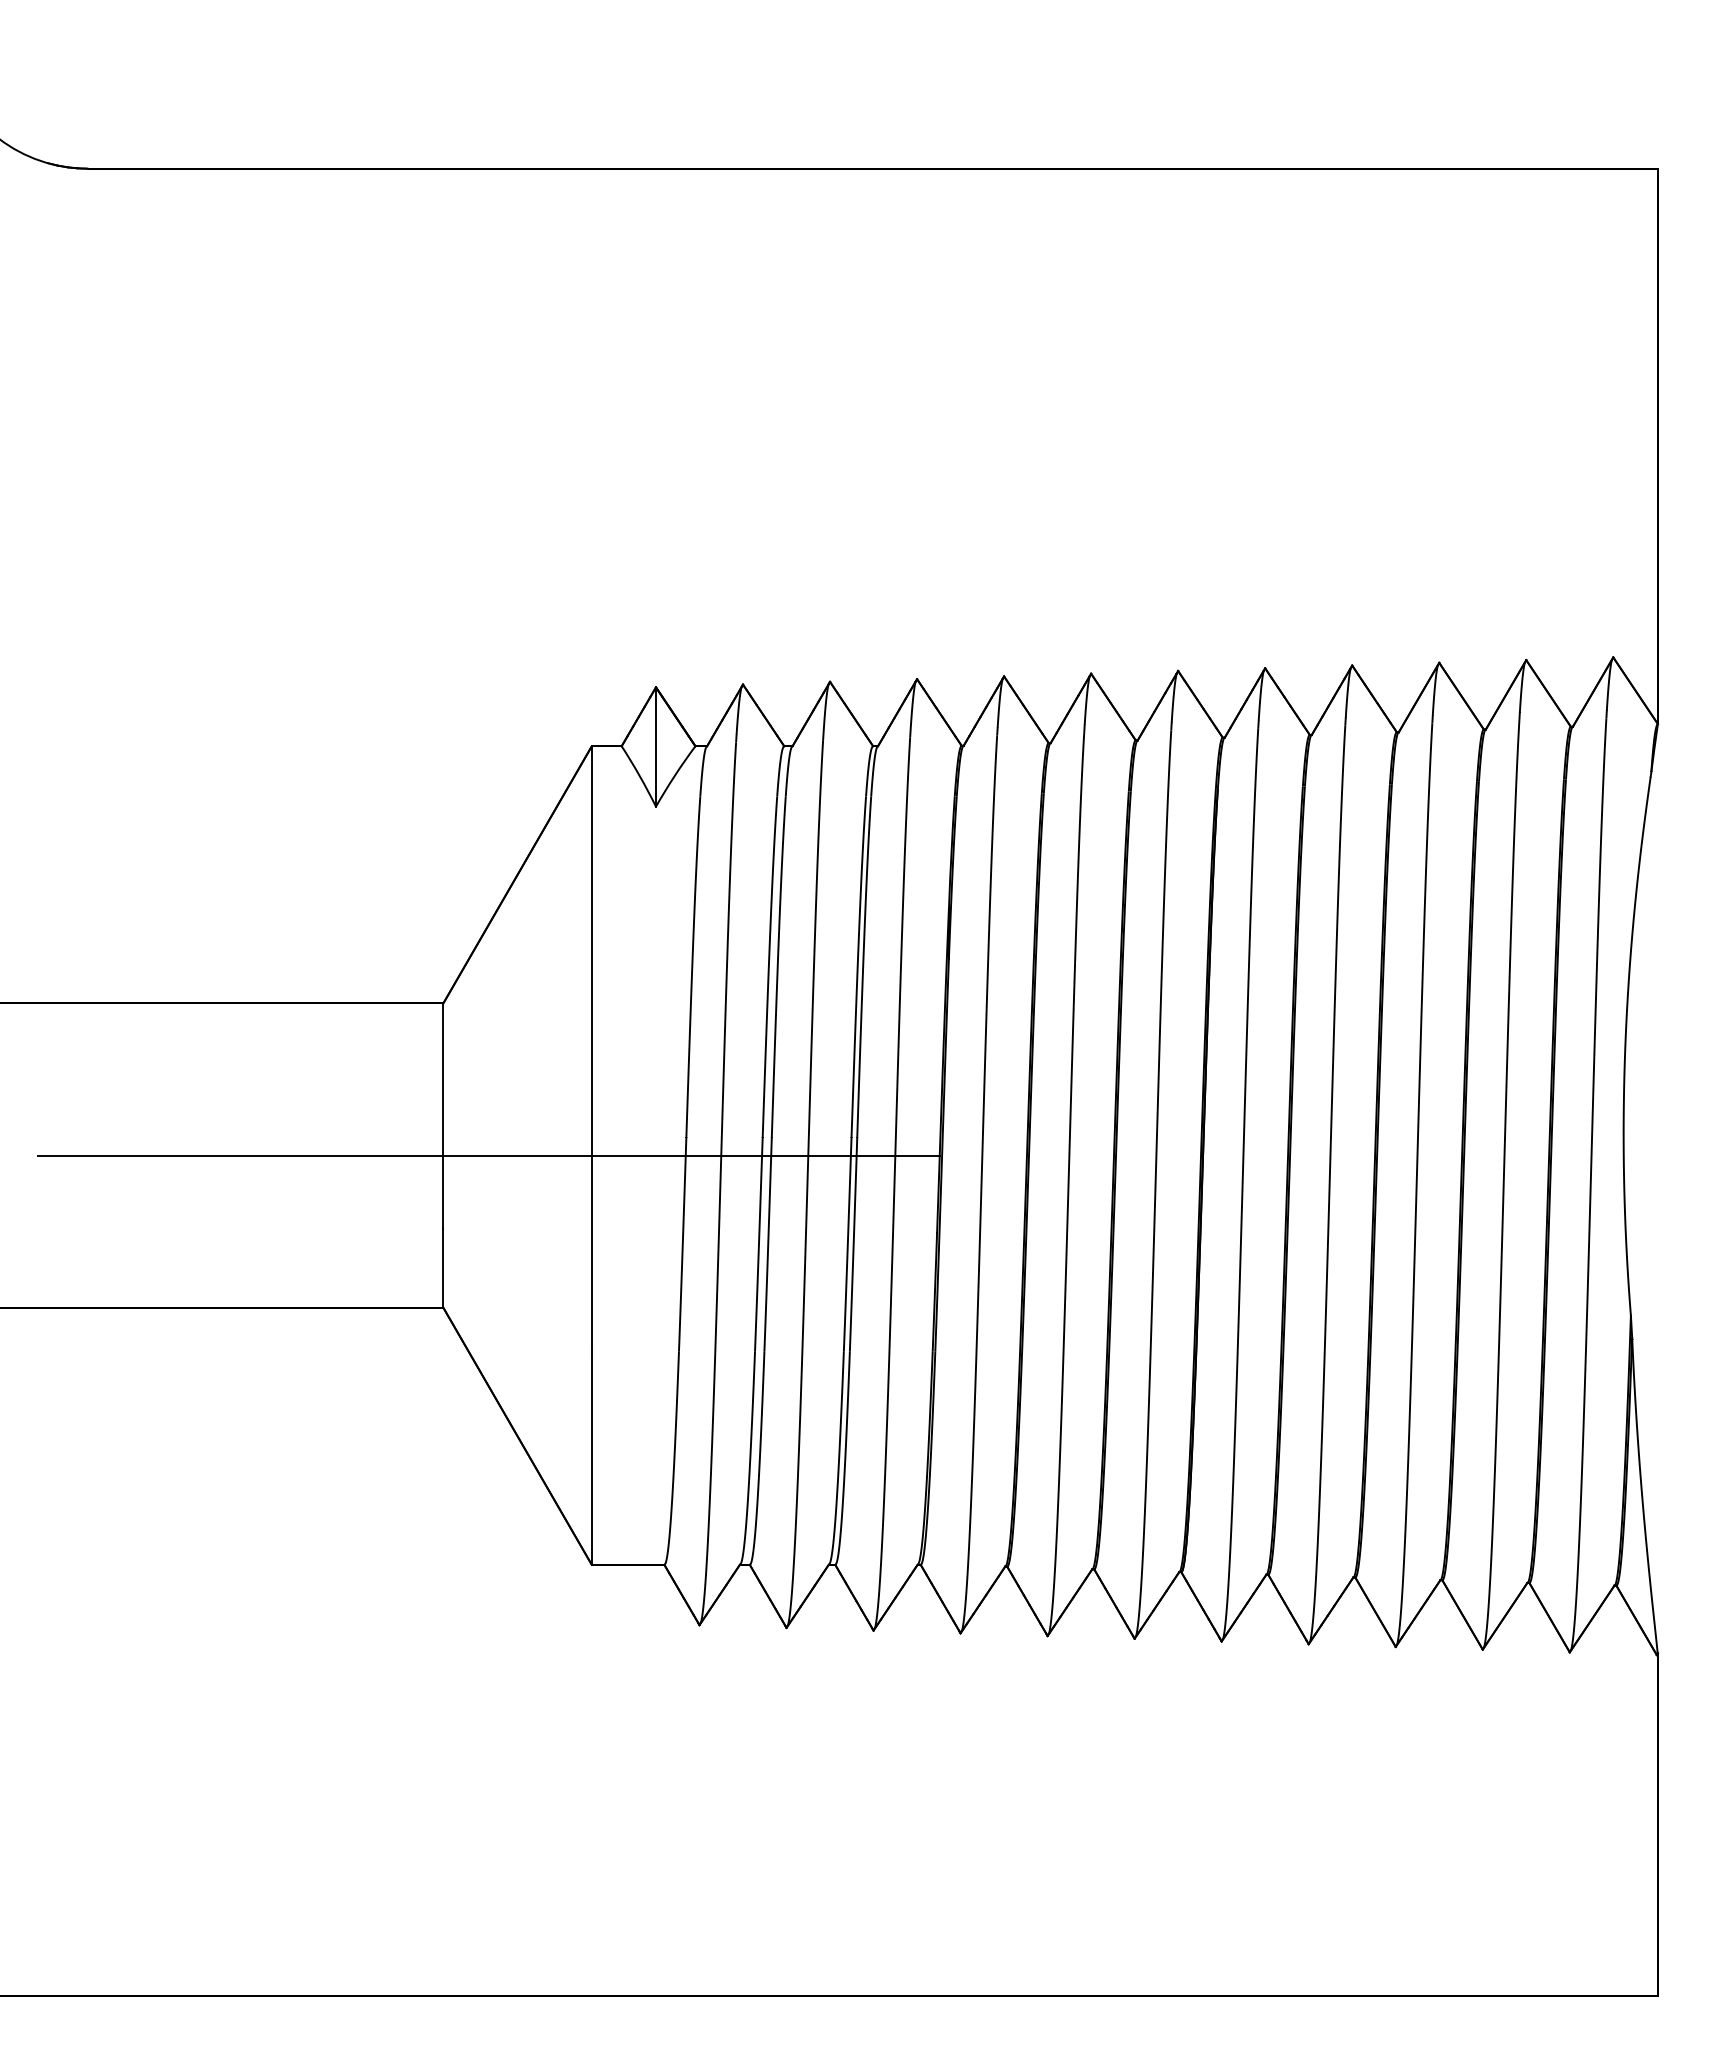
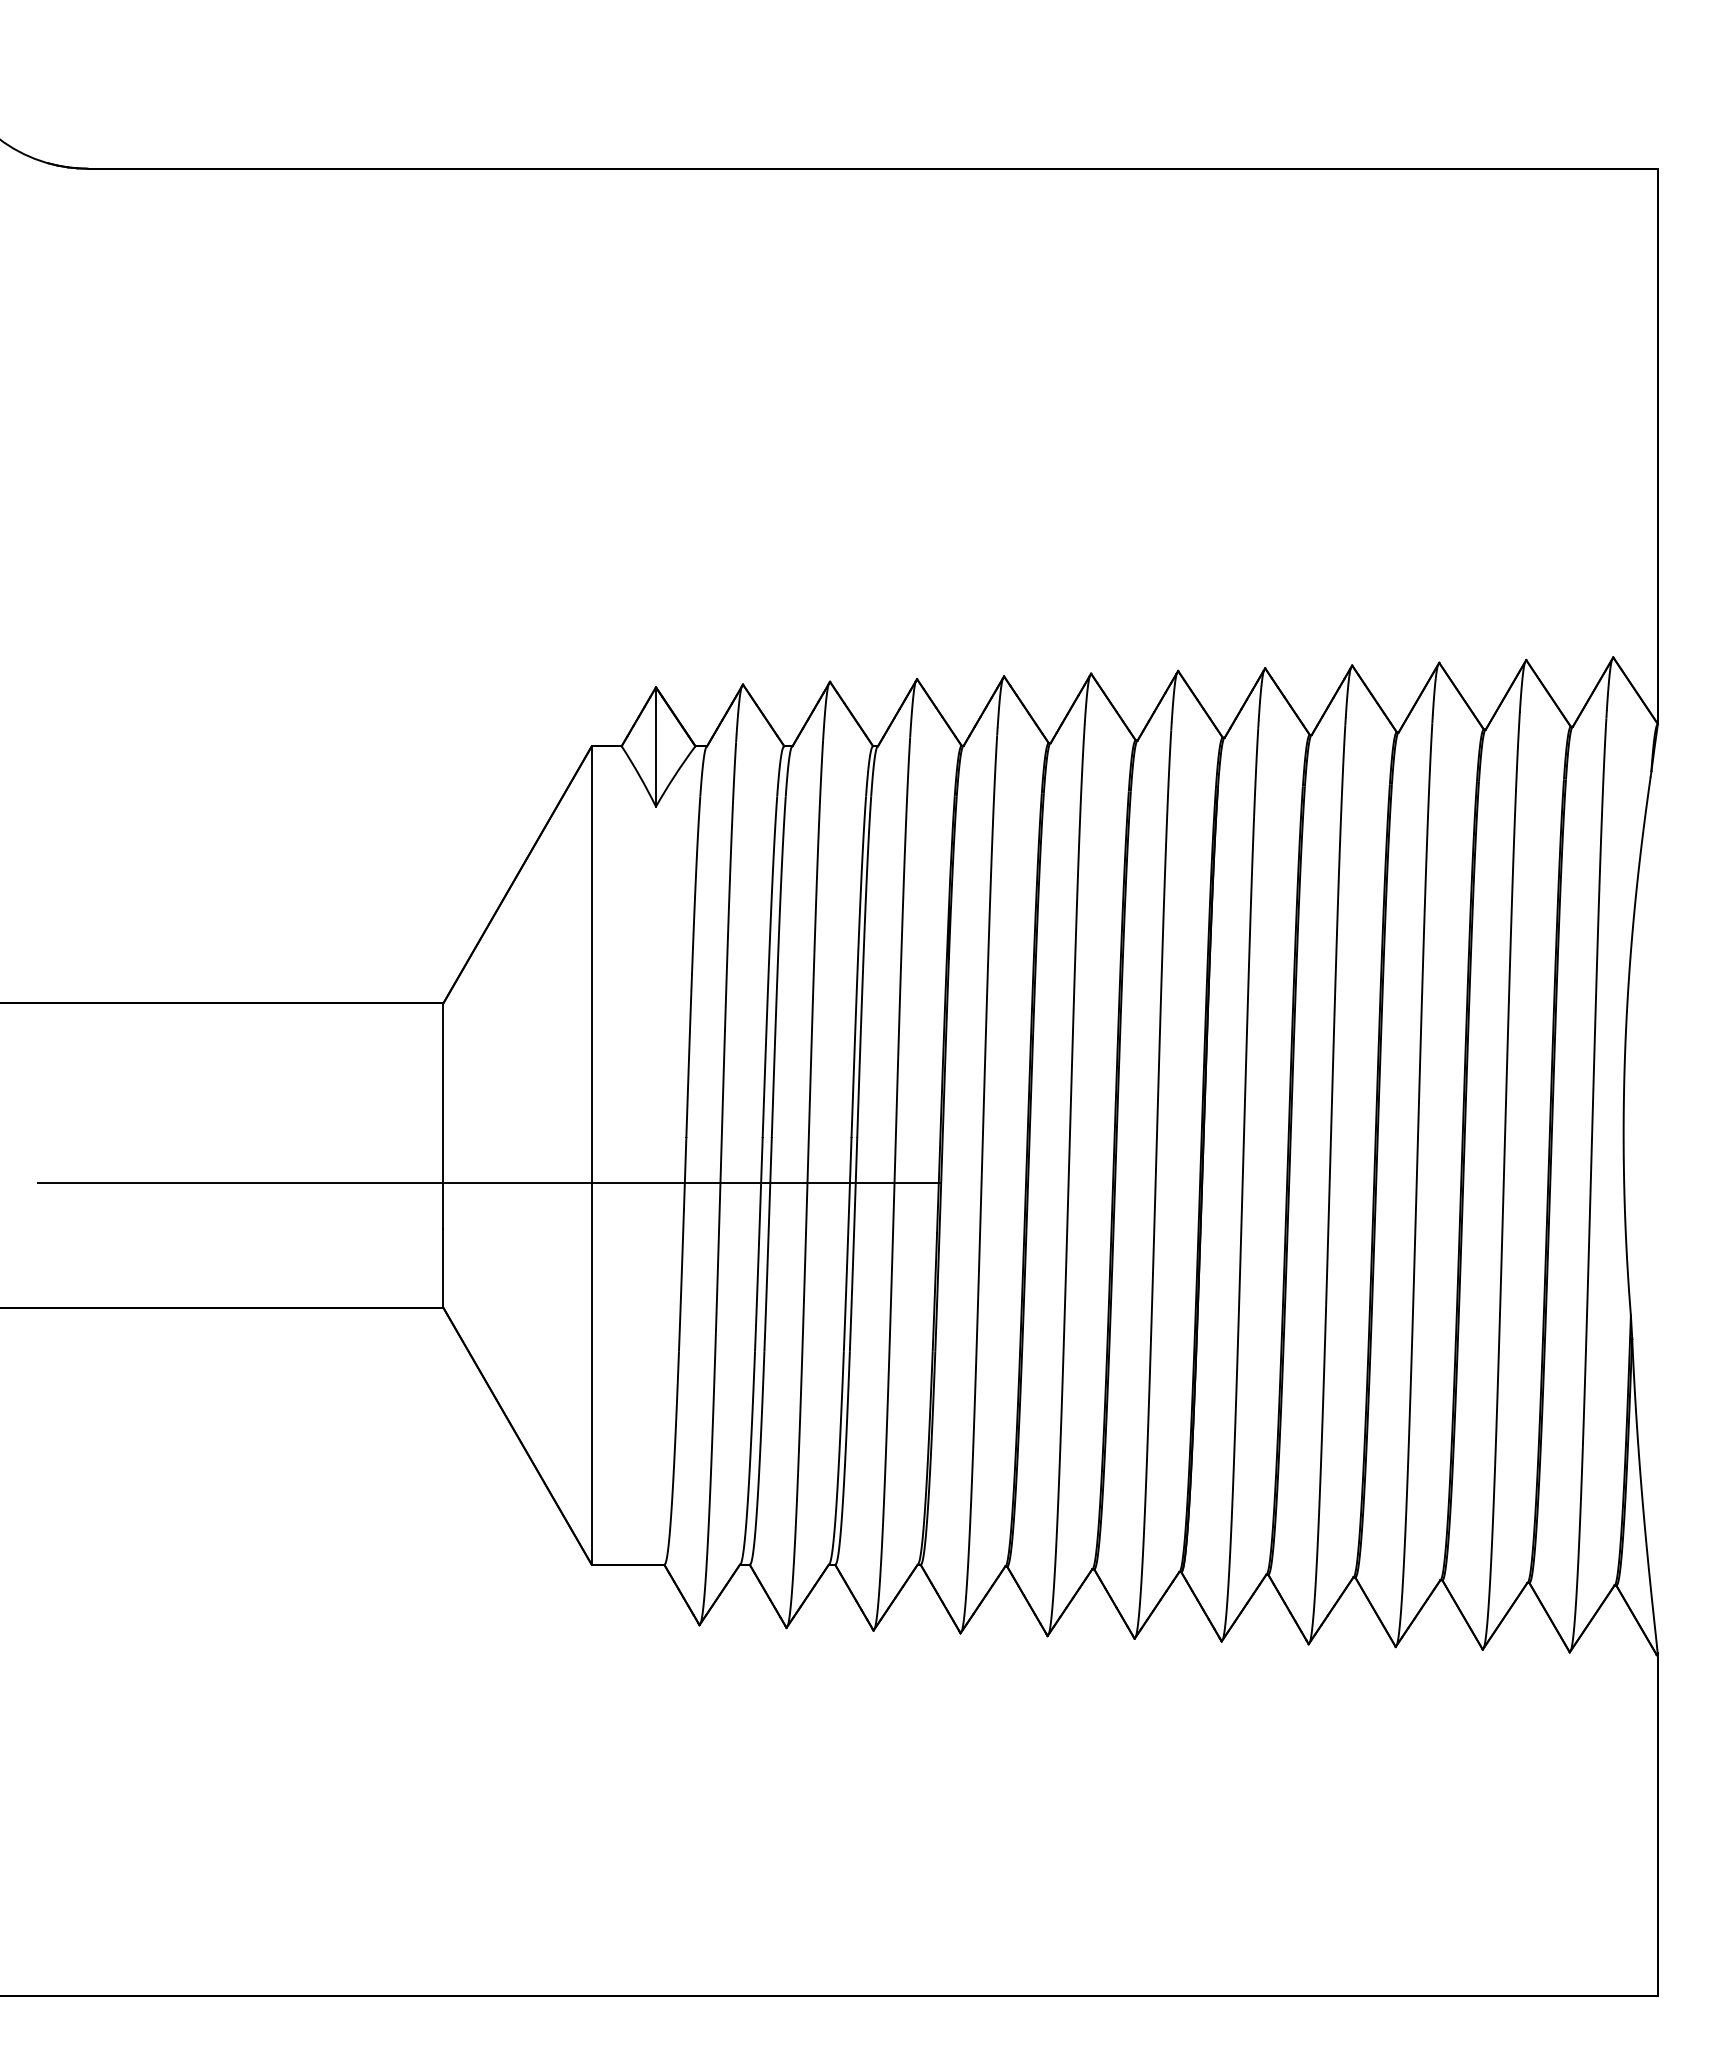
line position: (471, 1155) -> (471, 1182) (471, 1182)
